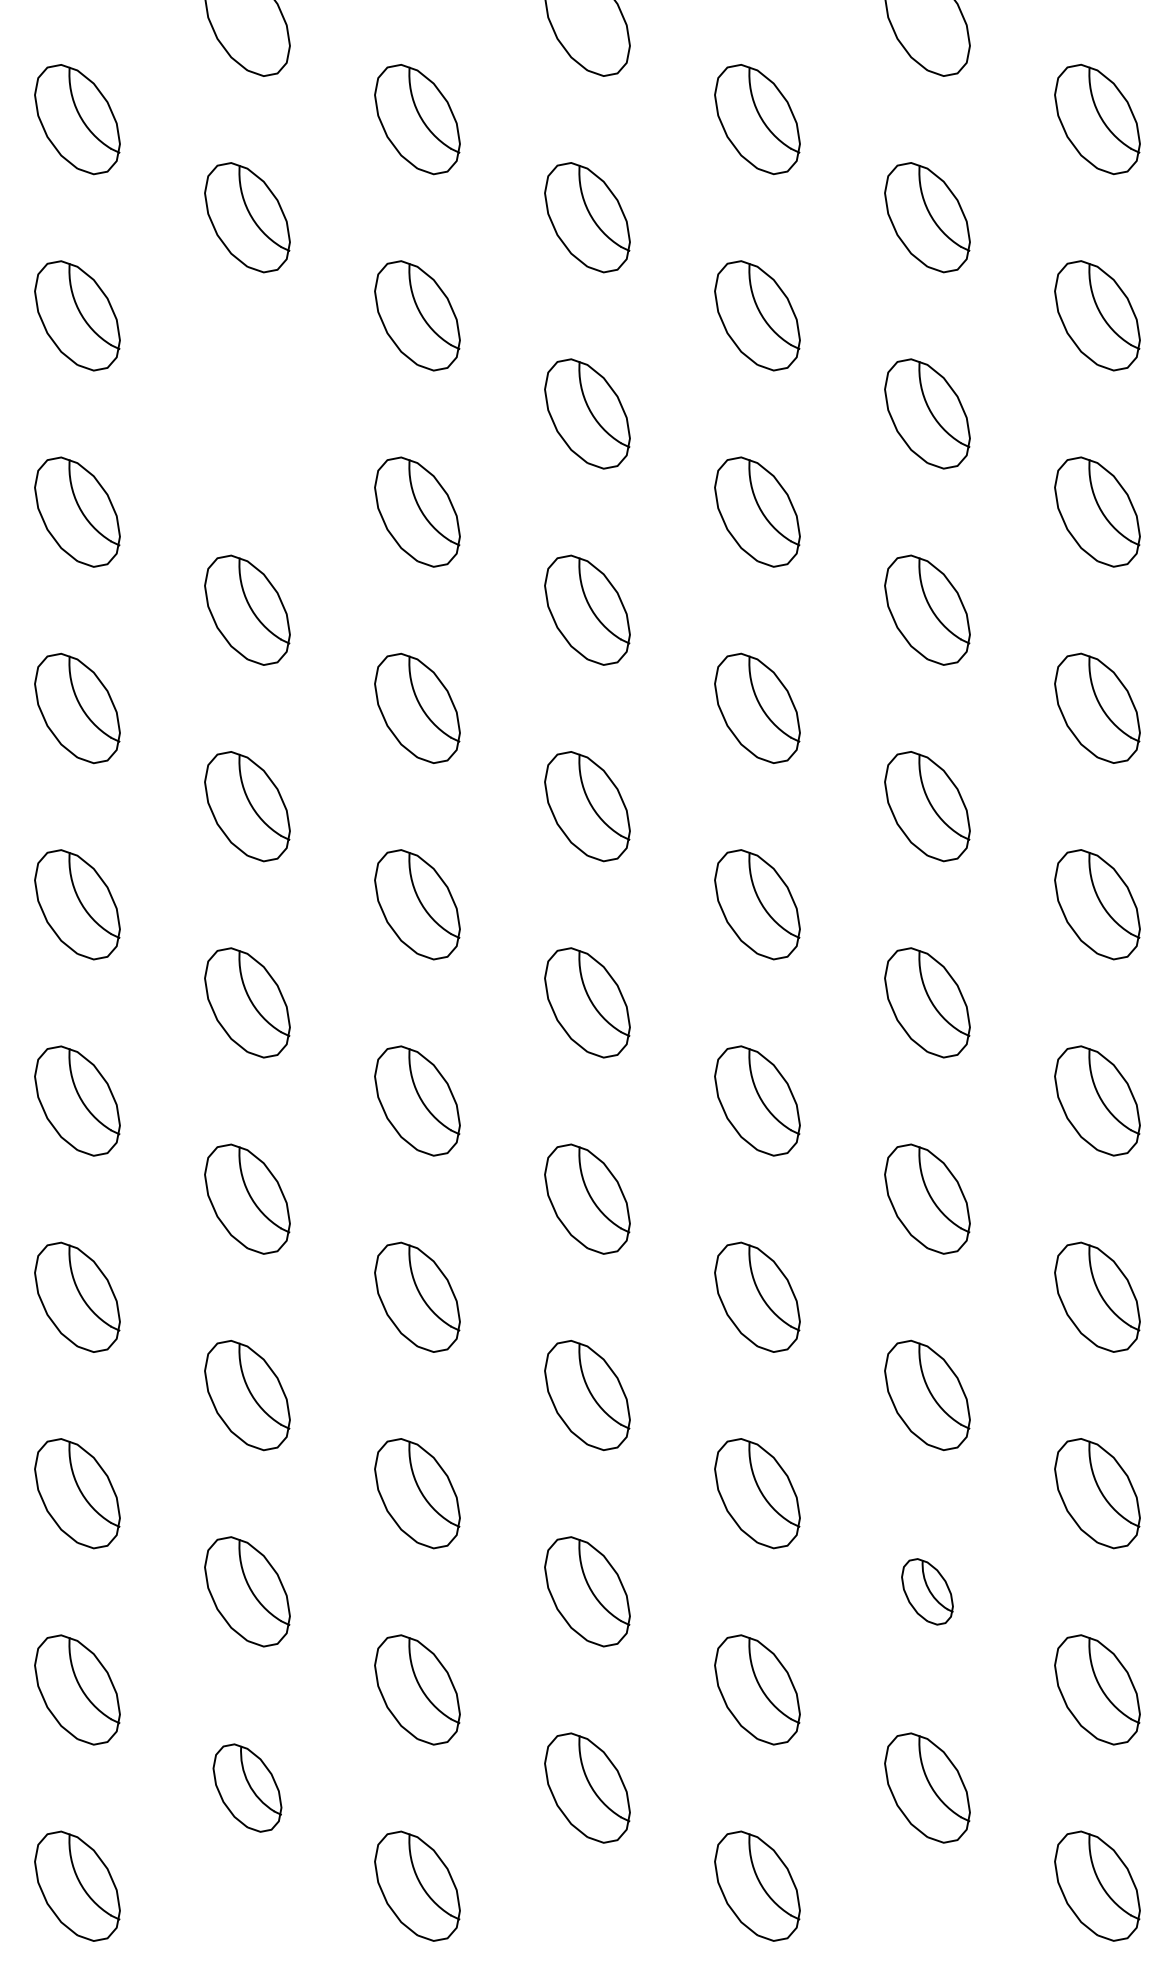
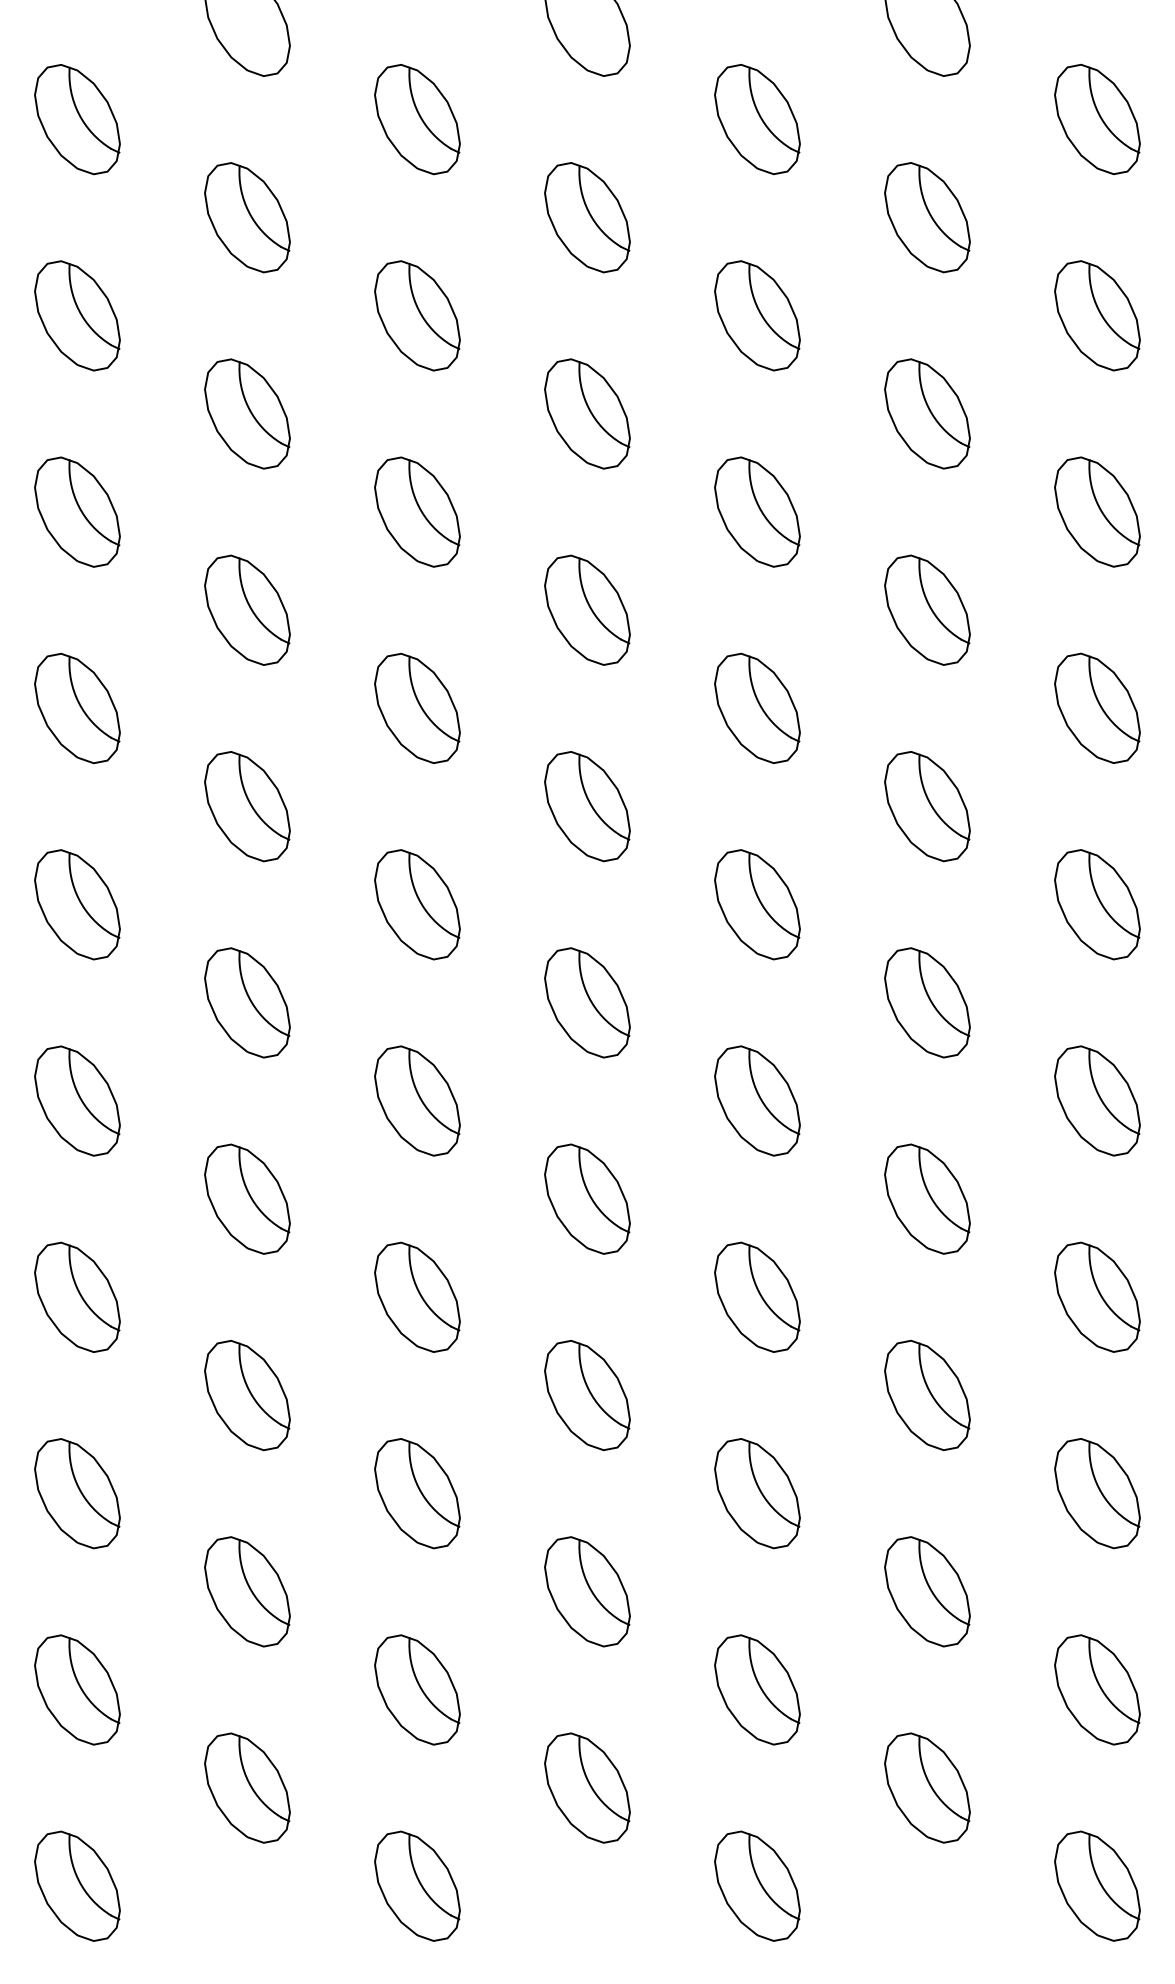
part: none -> present (247, 413)
part size: 53x68 px -> 87x112 px (927, 1591)
part size: 71x90 px -> 87x112 px (247, 1787)
